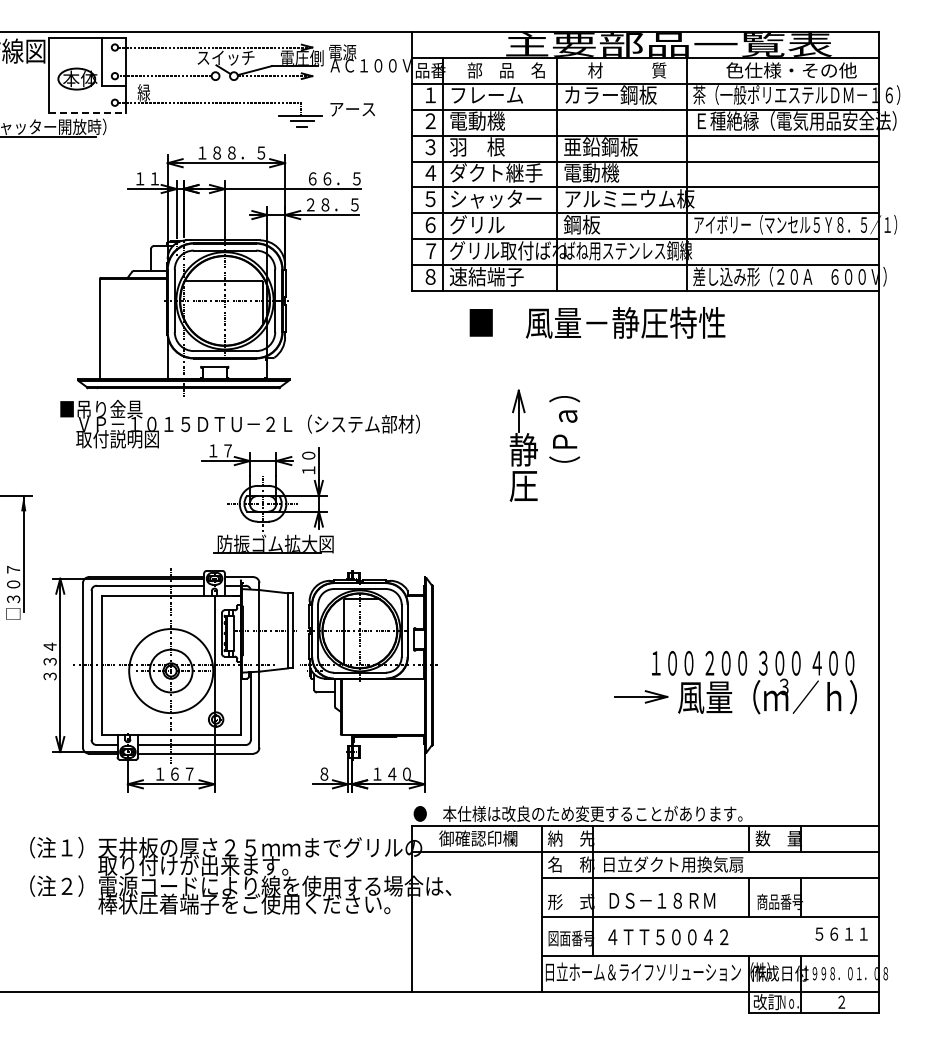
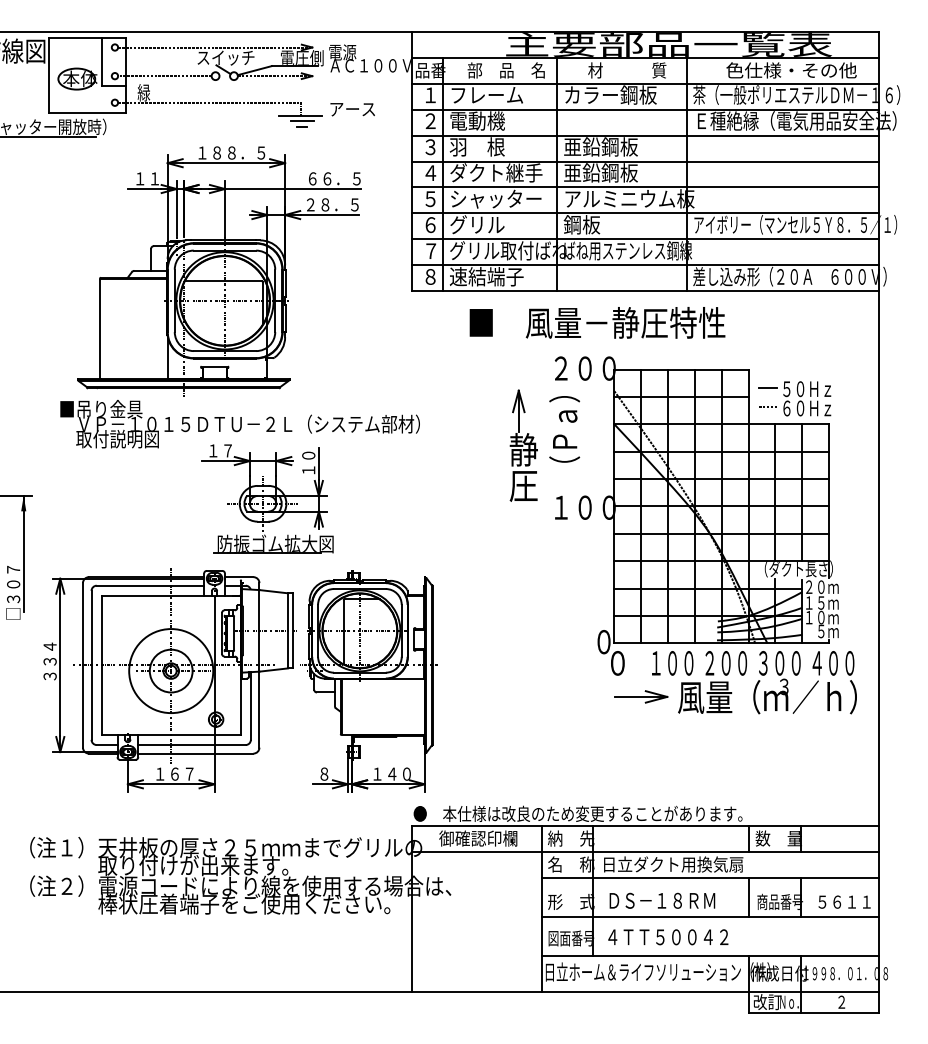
line: dashed -> solid (88, 113)
text: 電動機 -> 亜鉛鋼板 (600, 172)
part: none -> present (696, 515)
text position: (841, 933) -> (844, 901) (844, 901)
